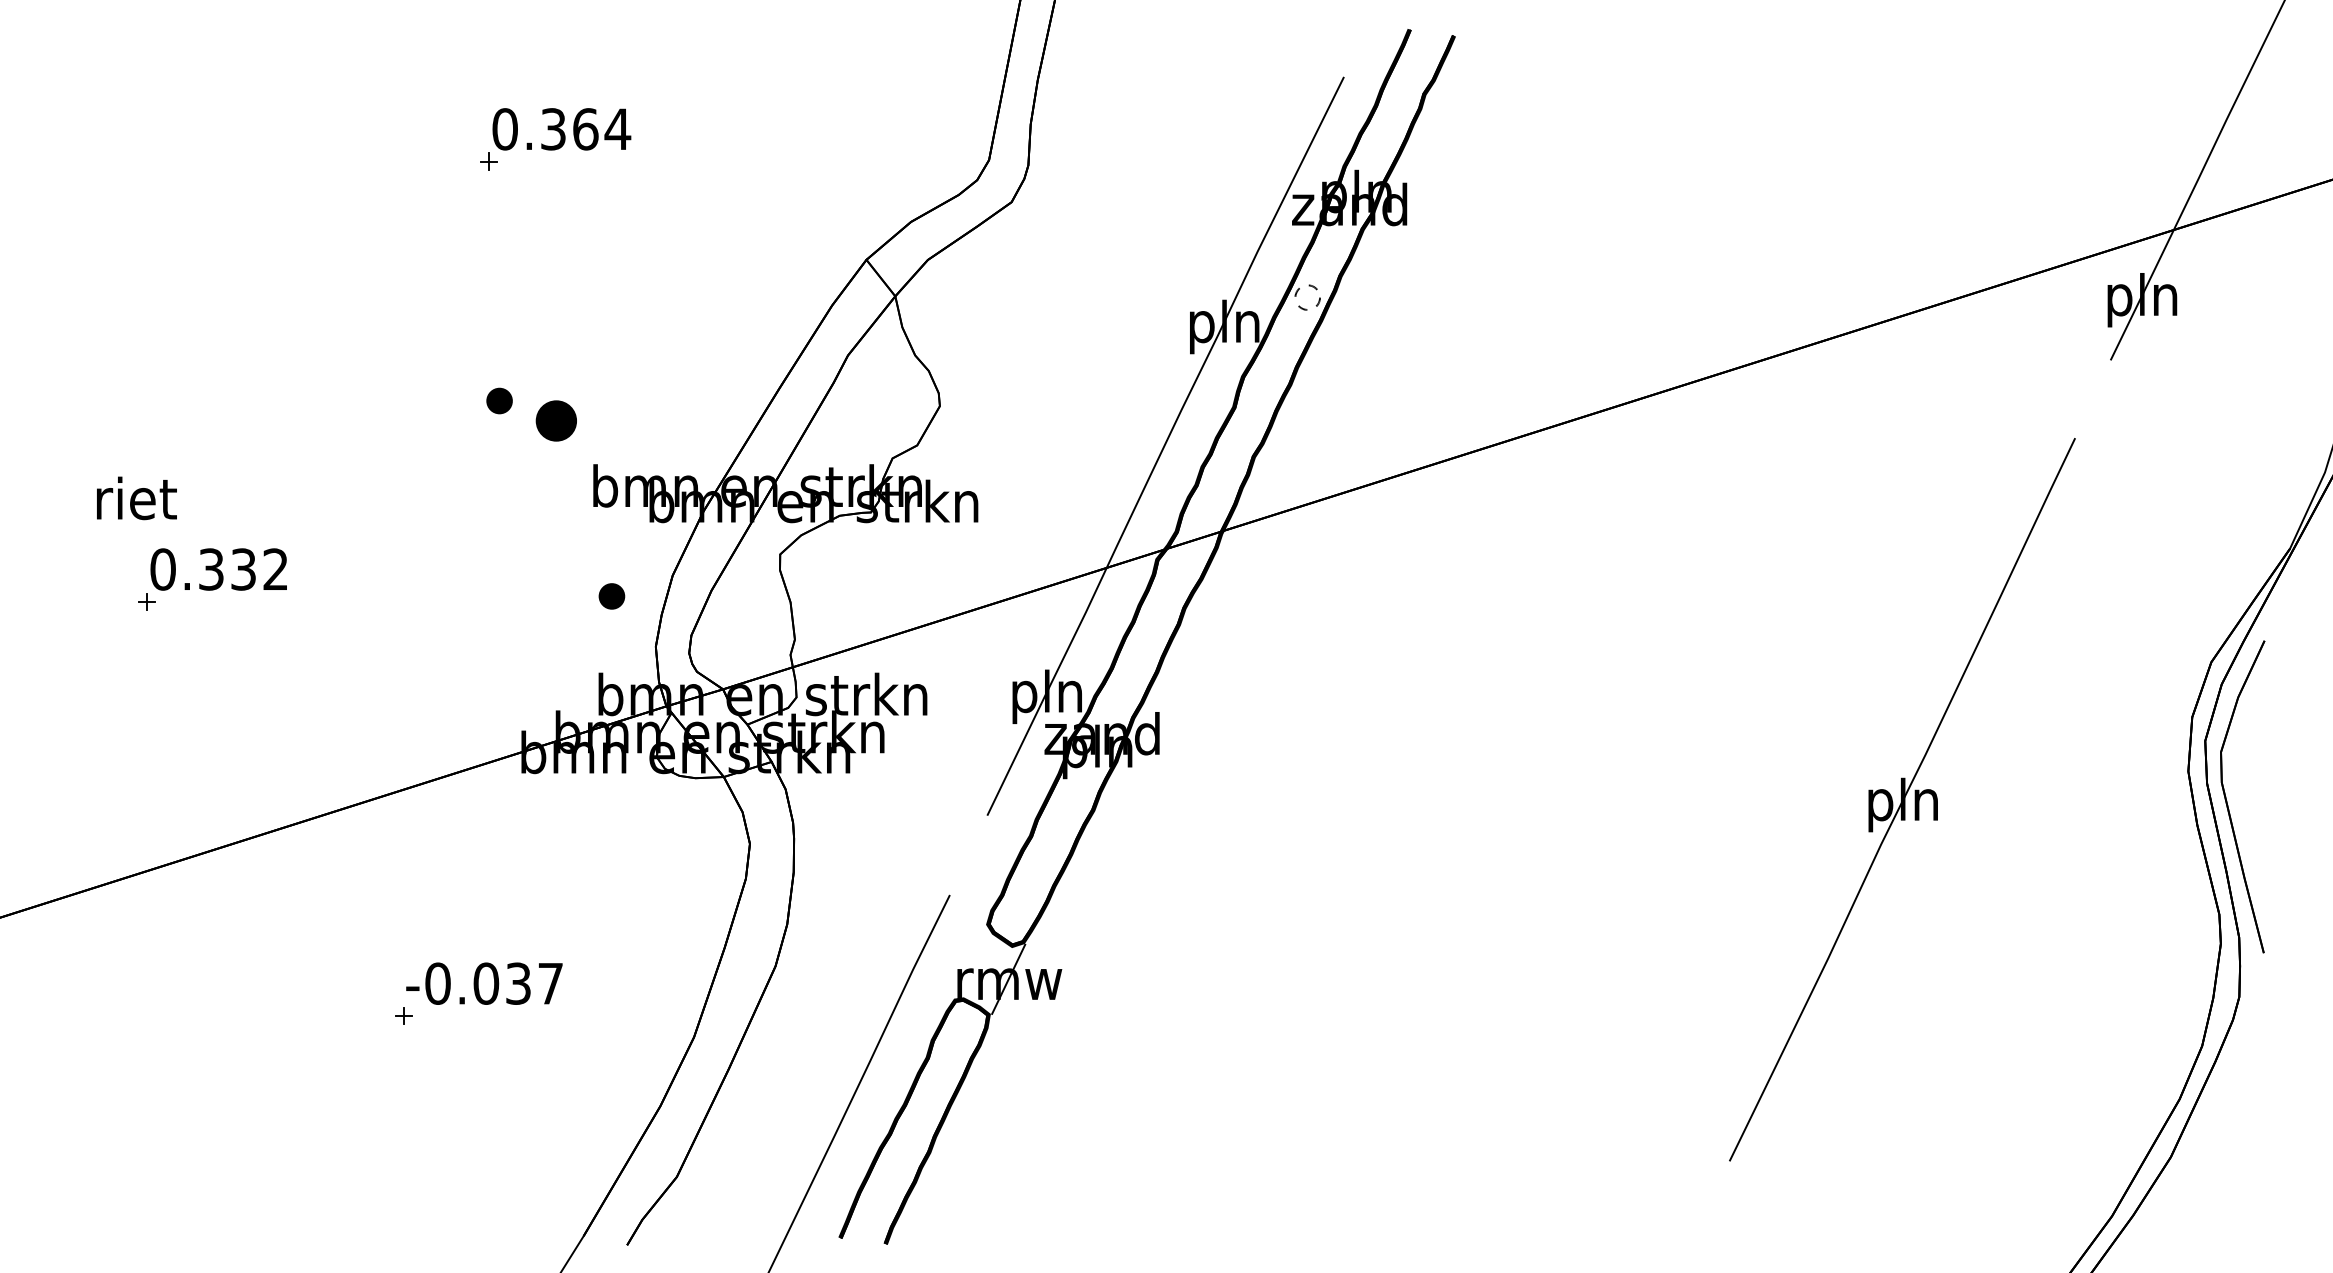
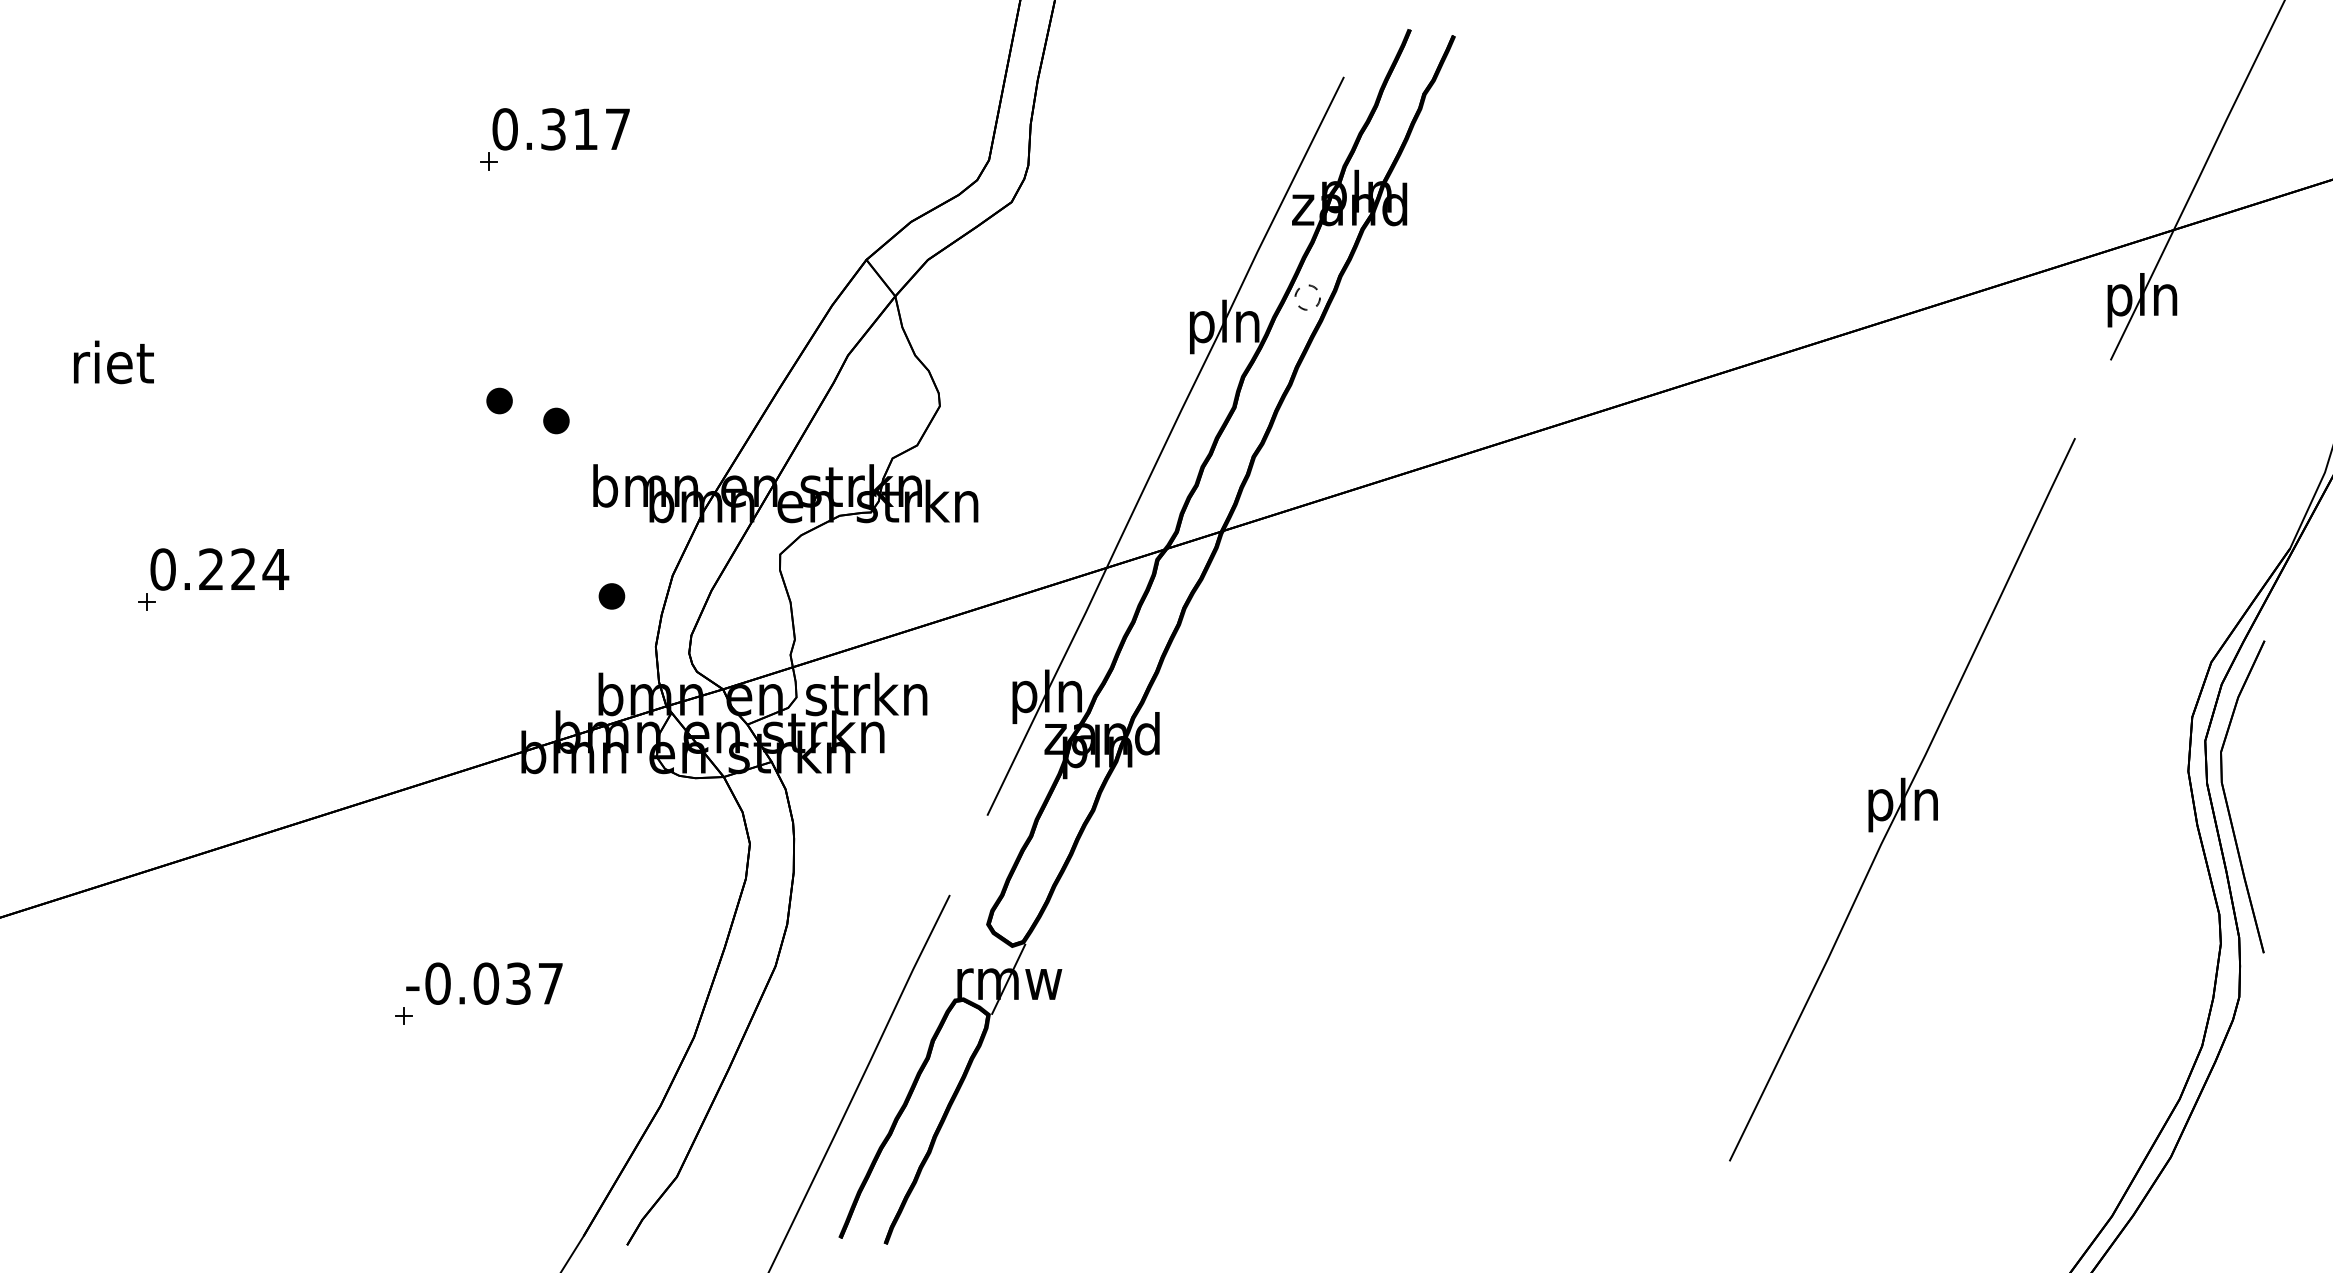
text: 0.364 -> 0.317 (602, 129)
part size: 42x42 px -> 27x28 px (556, 420)
text position: (136, 498) -> (113, 362) (113, 362)
text: 0.332 -> 0.224 (244, 569)
